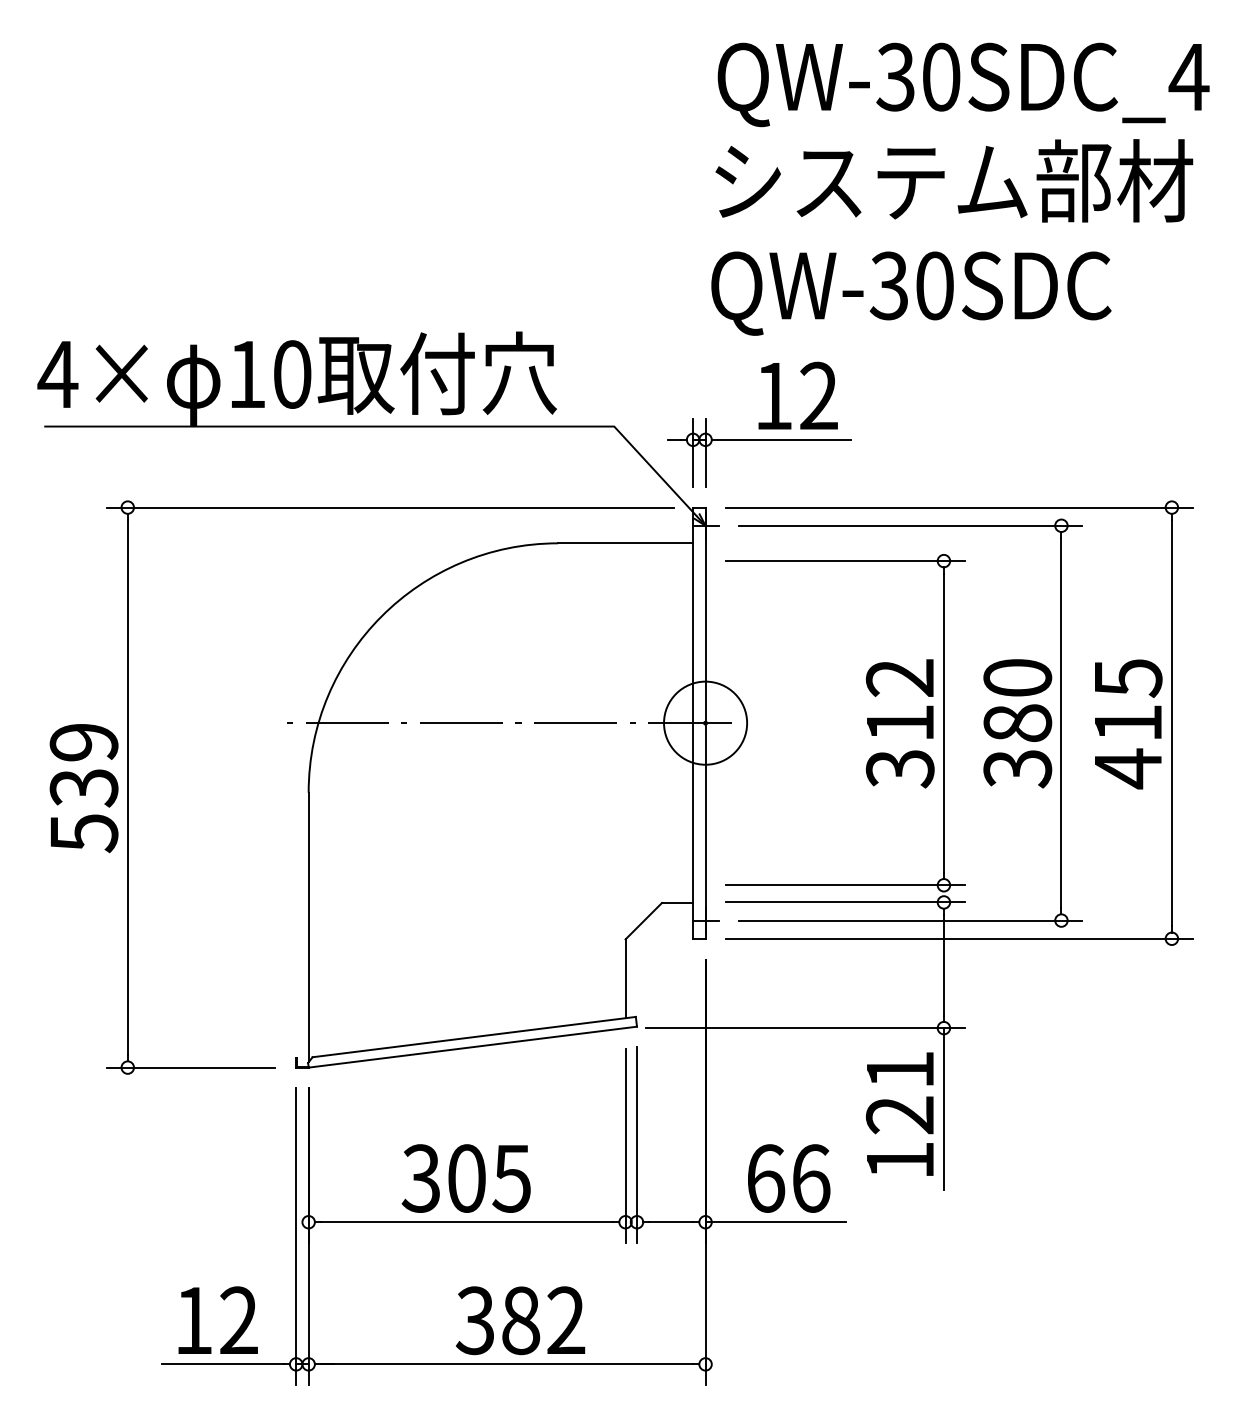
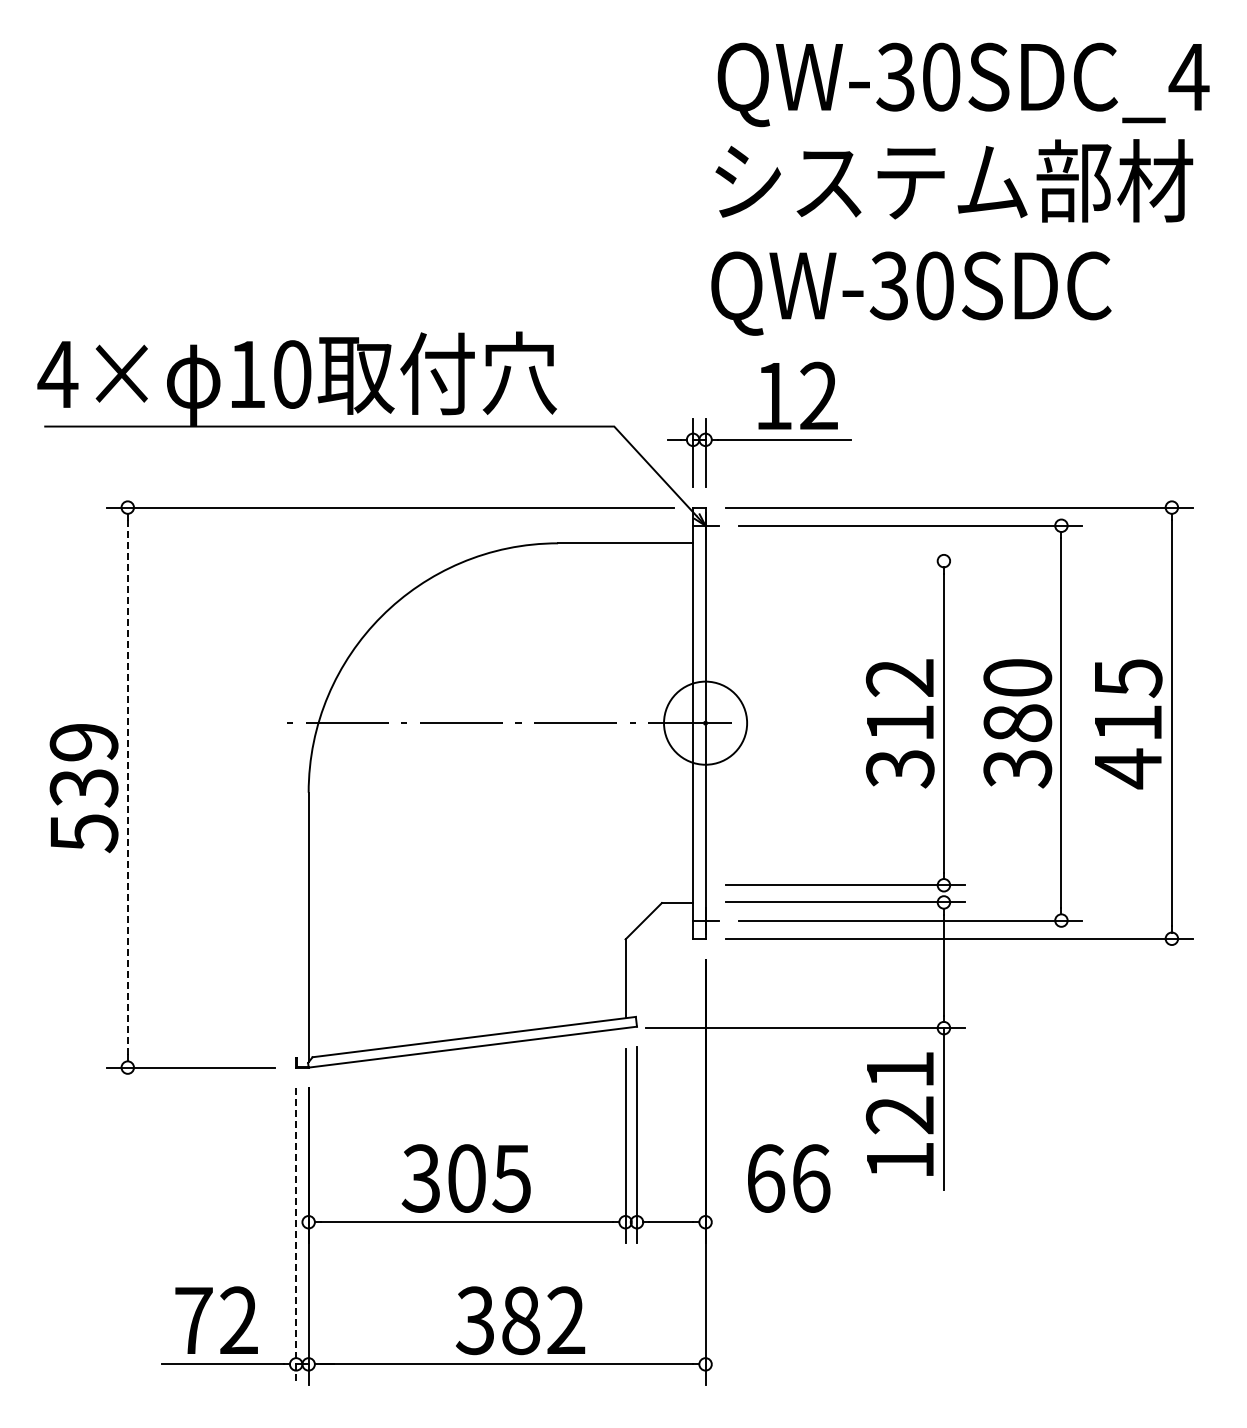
line: present -> none (845, 561)
line: solid -> dashed (127, 787)
line: present -> none (775, 1222)
line: solid -> dashed (296, 1237)
text: 12 -> 72 (193, 1320)
